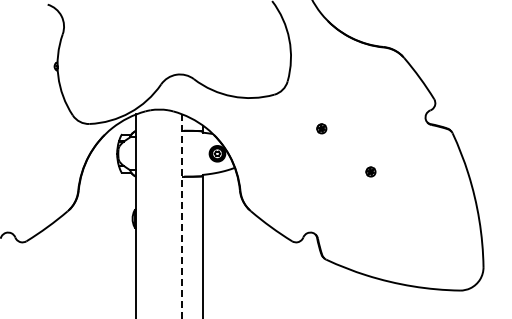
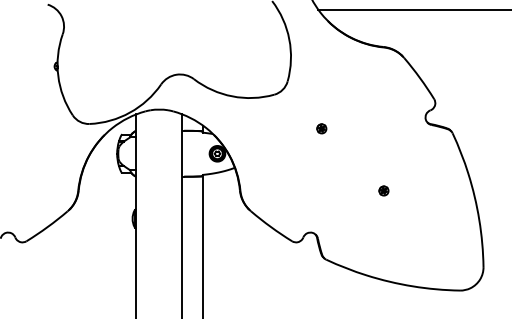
line: none -> present (413, 9)
part position: (370, 171) -> (383, 190) (383, 190)
line: dashed -> solid (182, 216)
